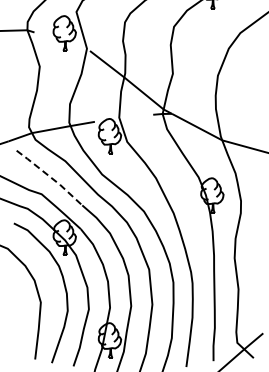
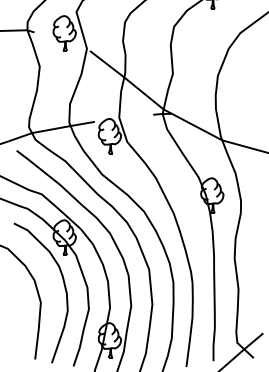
line: dashed -> solid (50, 177)
